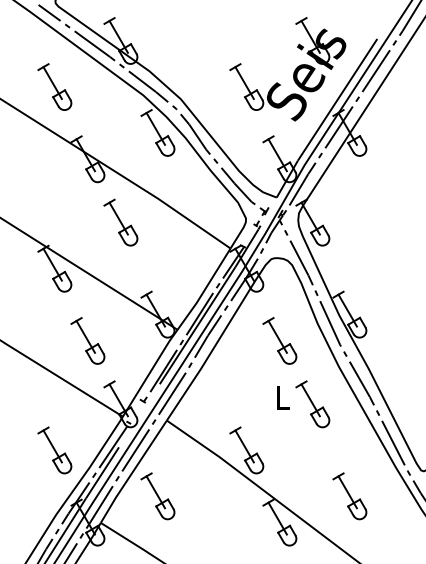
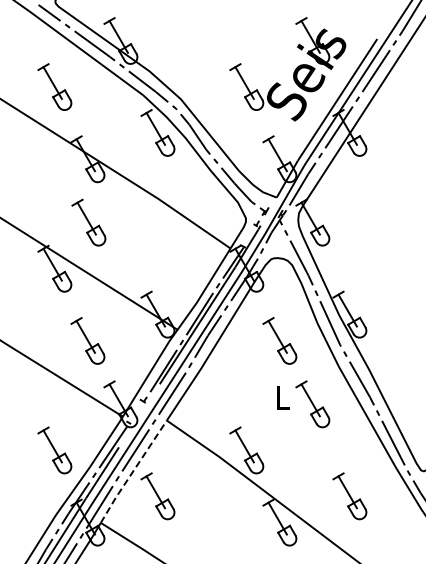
part position: (120, 222) -> (88, 222) (88, 222)
line: solid -> dashed (132, 471)
